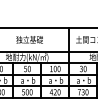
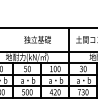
text position: (29, 39) -> (37, 39) (37, 39)
